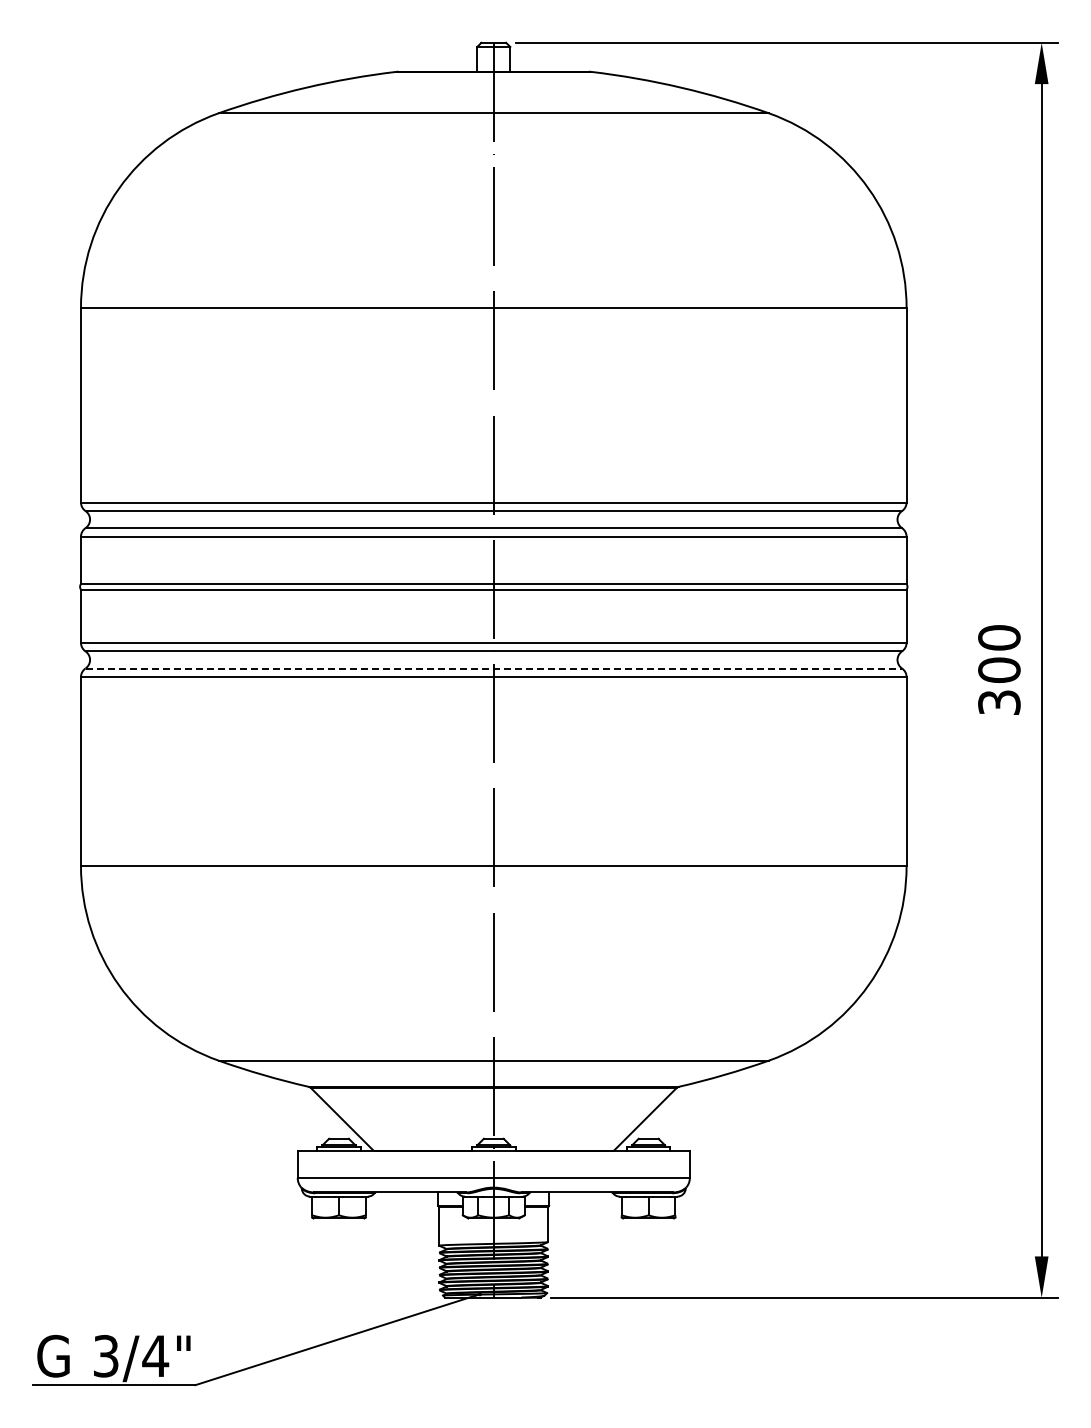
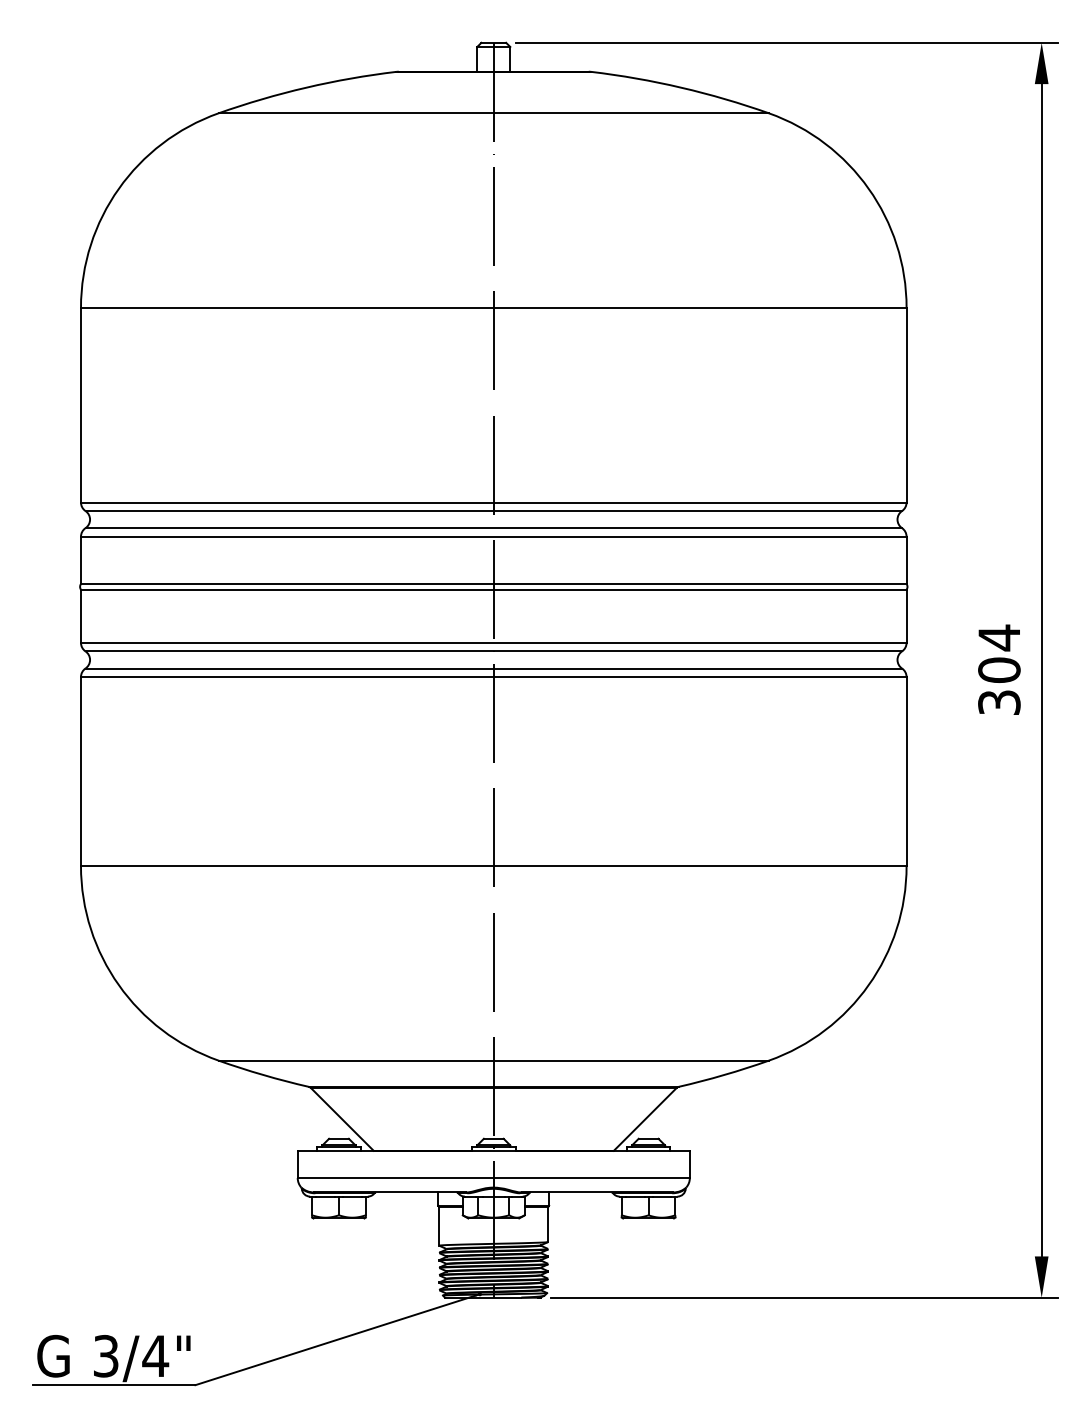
text: 300 -> 304 (999, 637)
line: dashed -> solid (494, 668)
